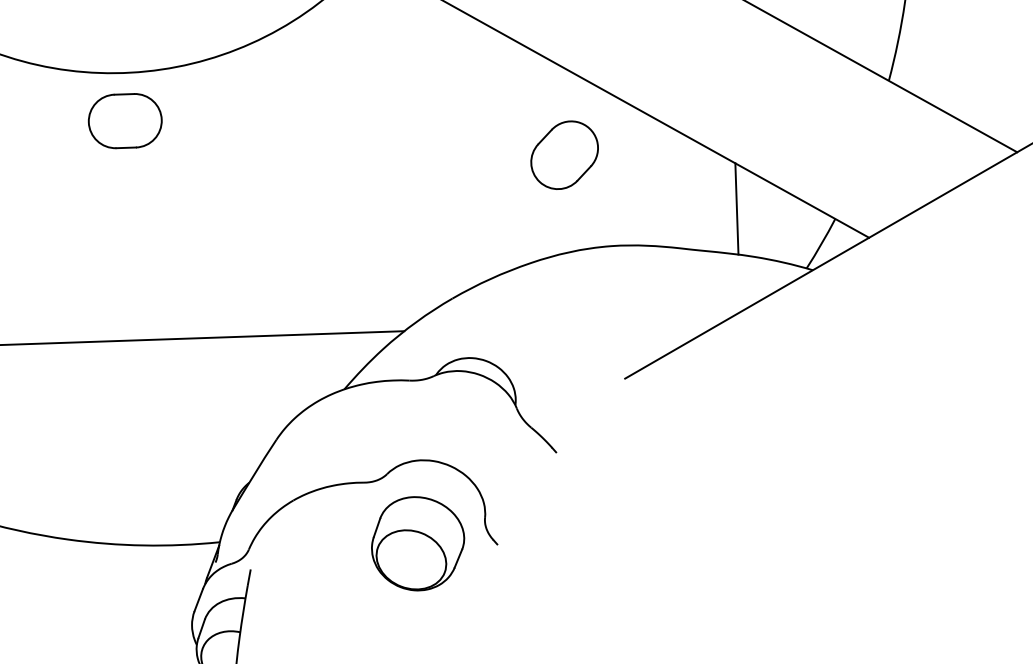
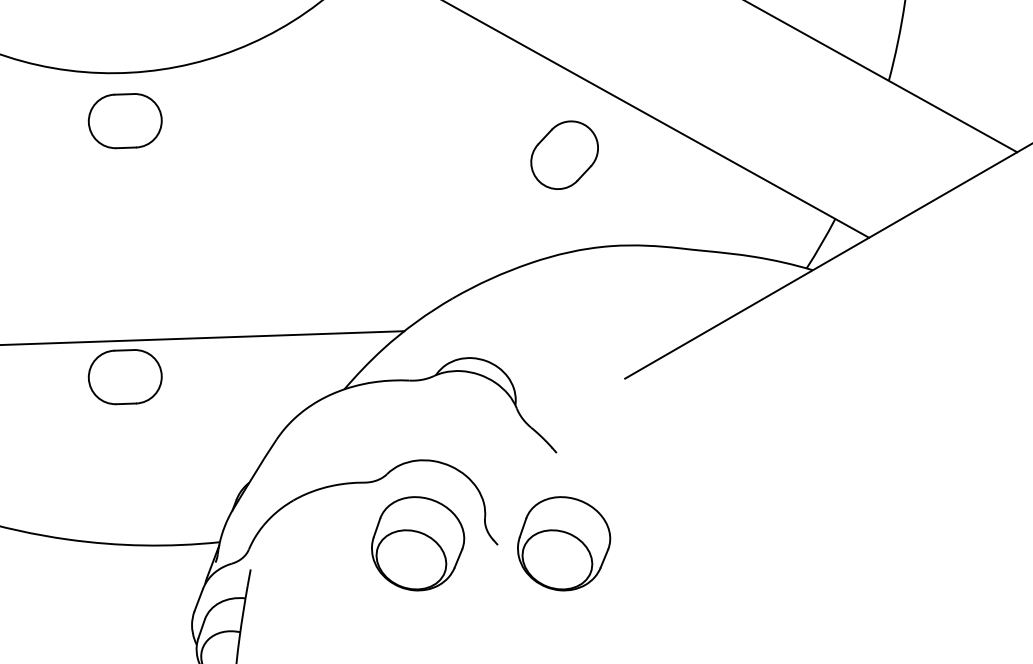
line: present -> none (736, 208)
part: none -> present (124, 377)
part: none -> present (564, 543)
